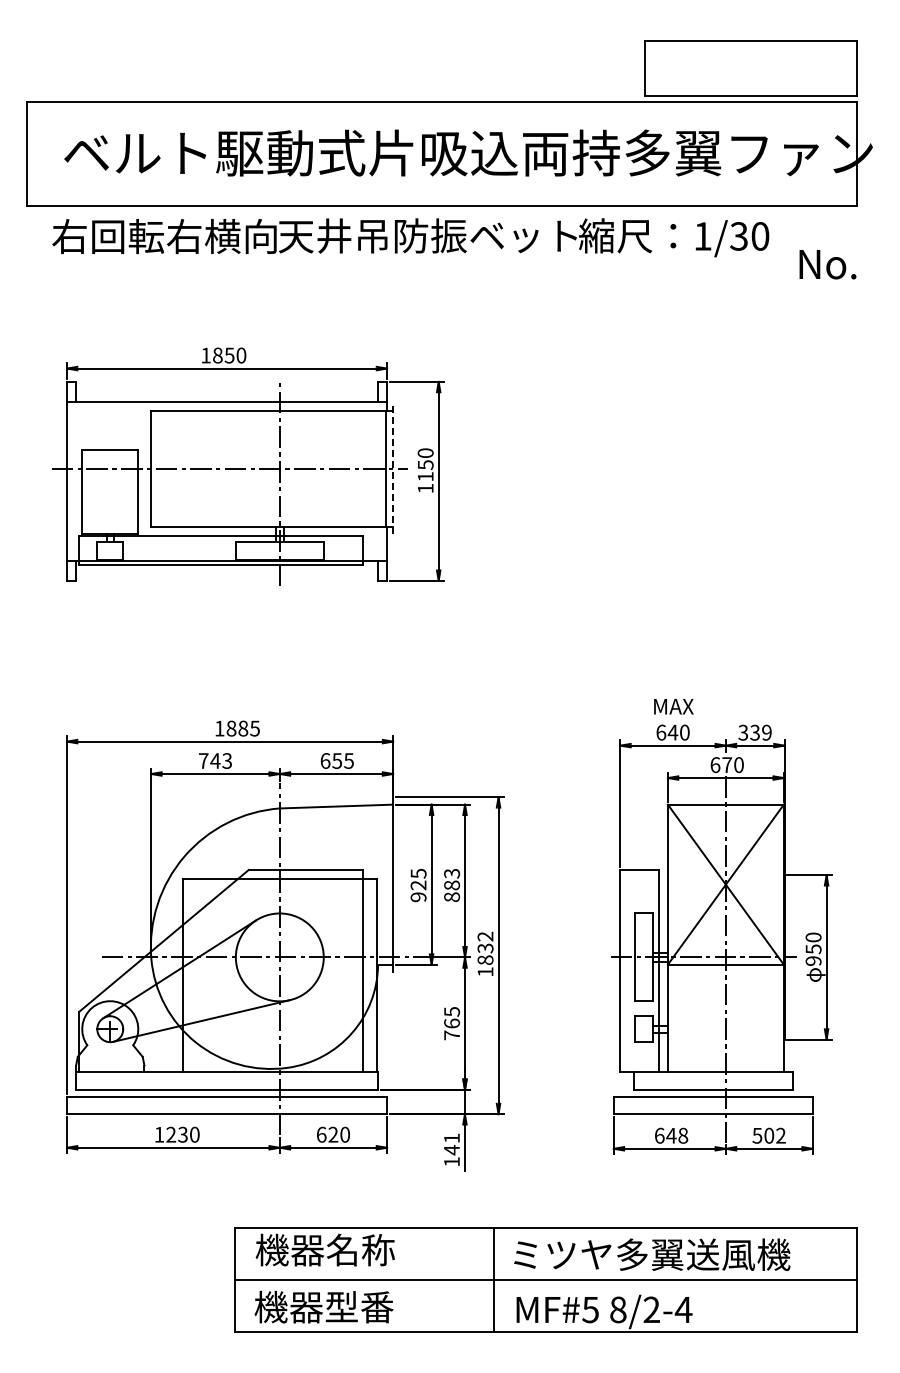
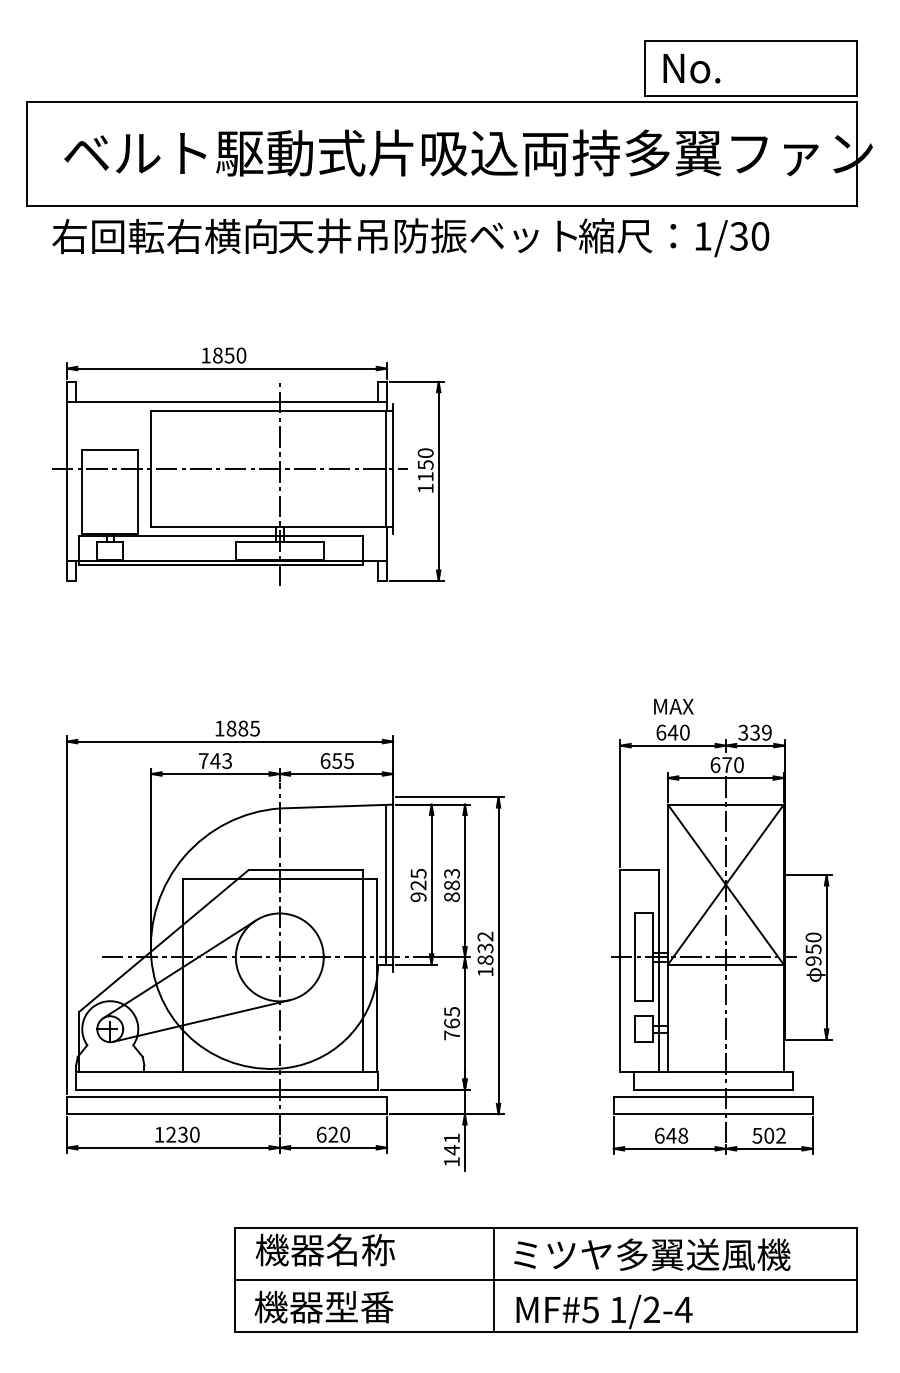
text position: (827, 264) -> (691, 68) (691, 68)
line: dashed -> solid (393, 468)
line: none -> present (386, 884)
text: 8/2-4 -> 1/2-4 (618, 1309)
